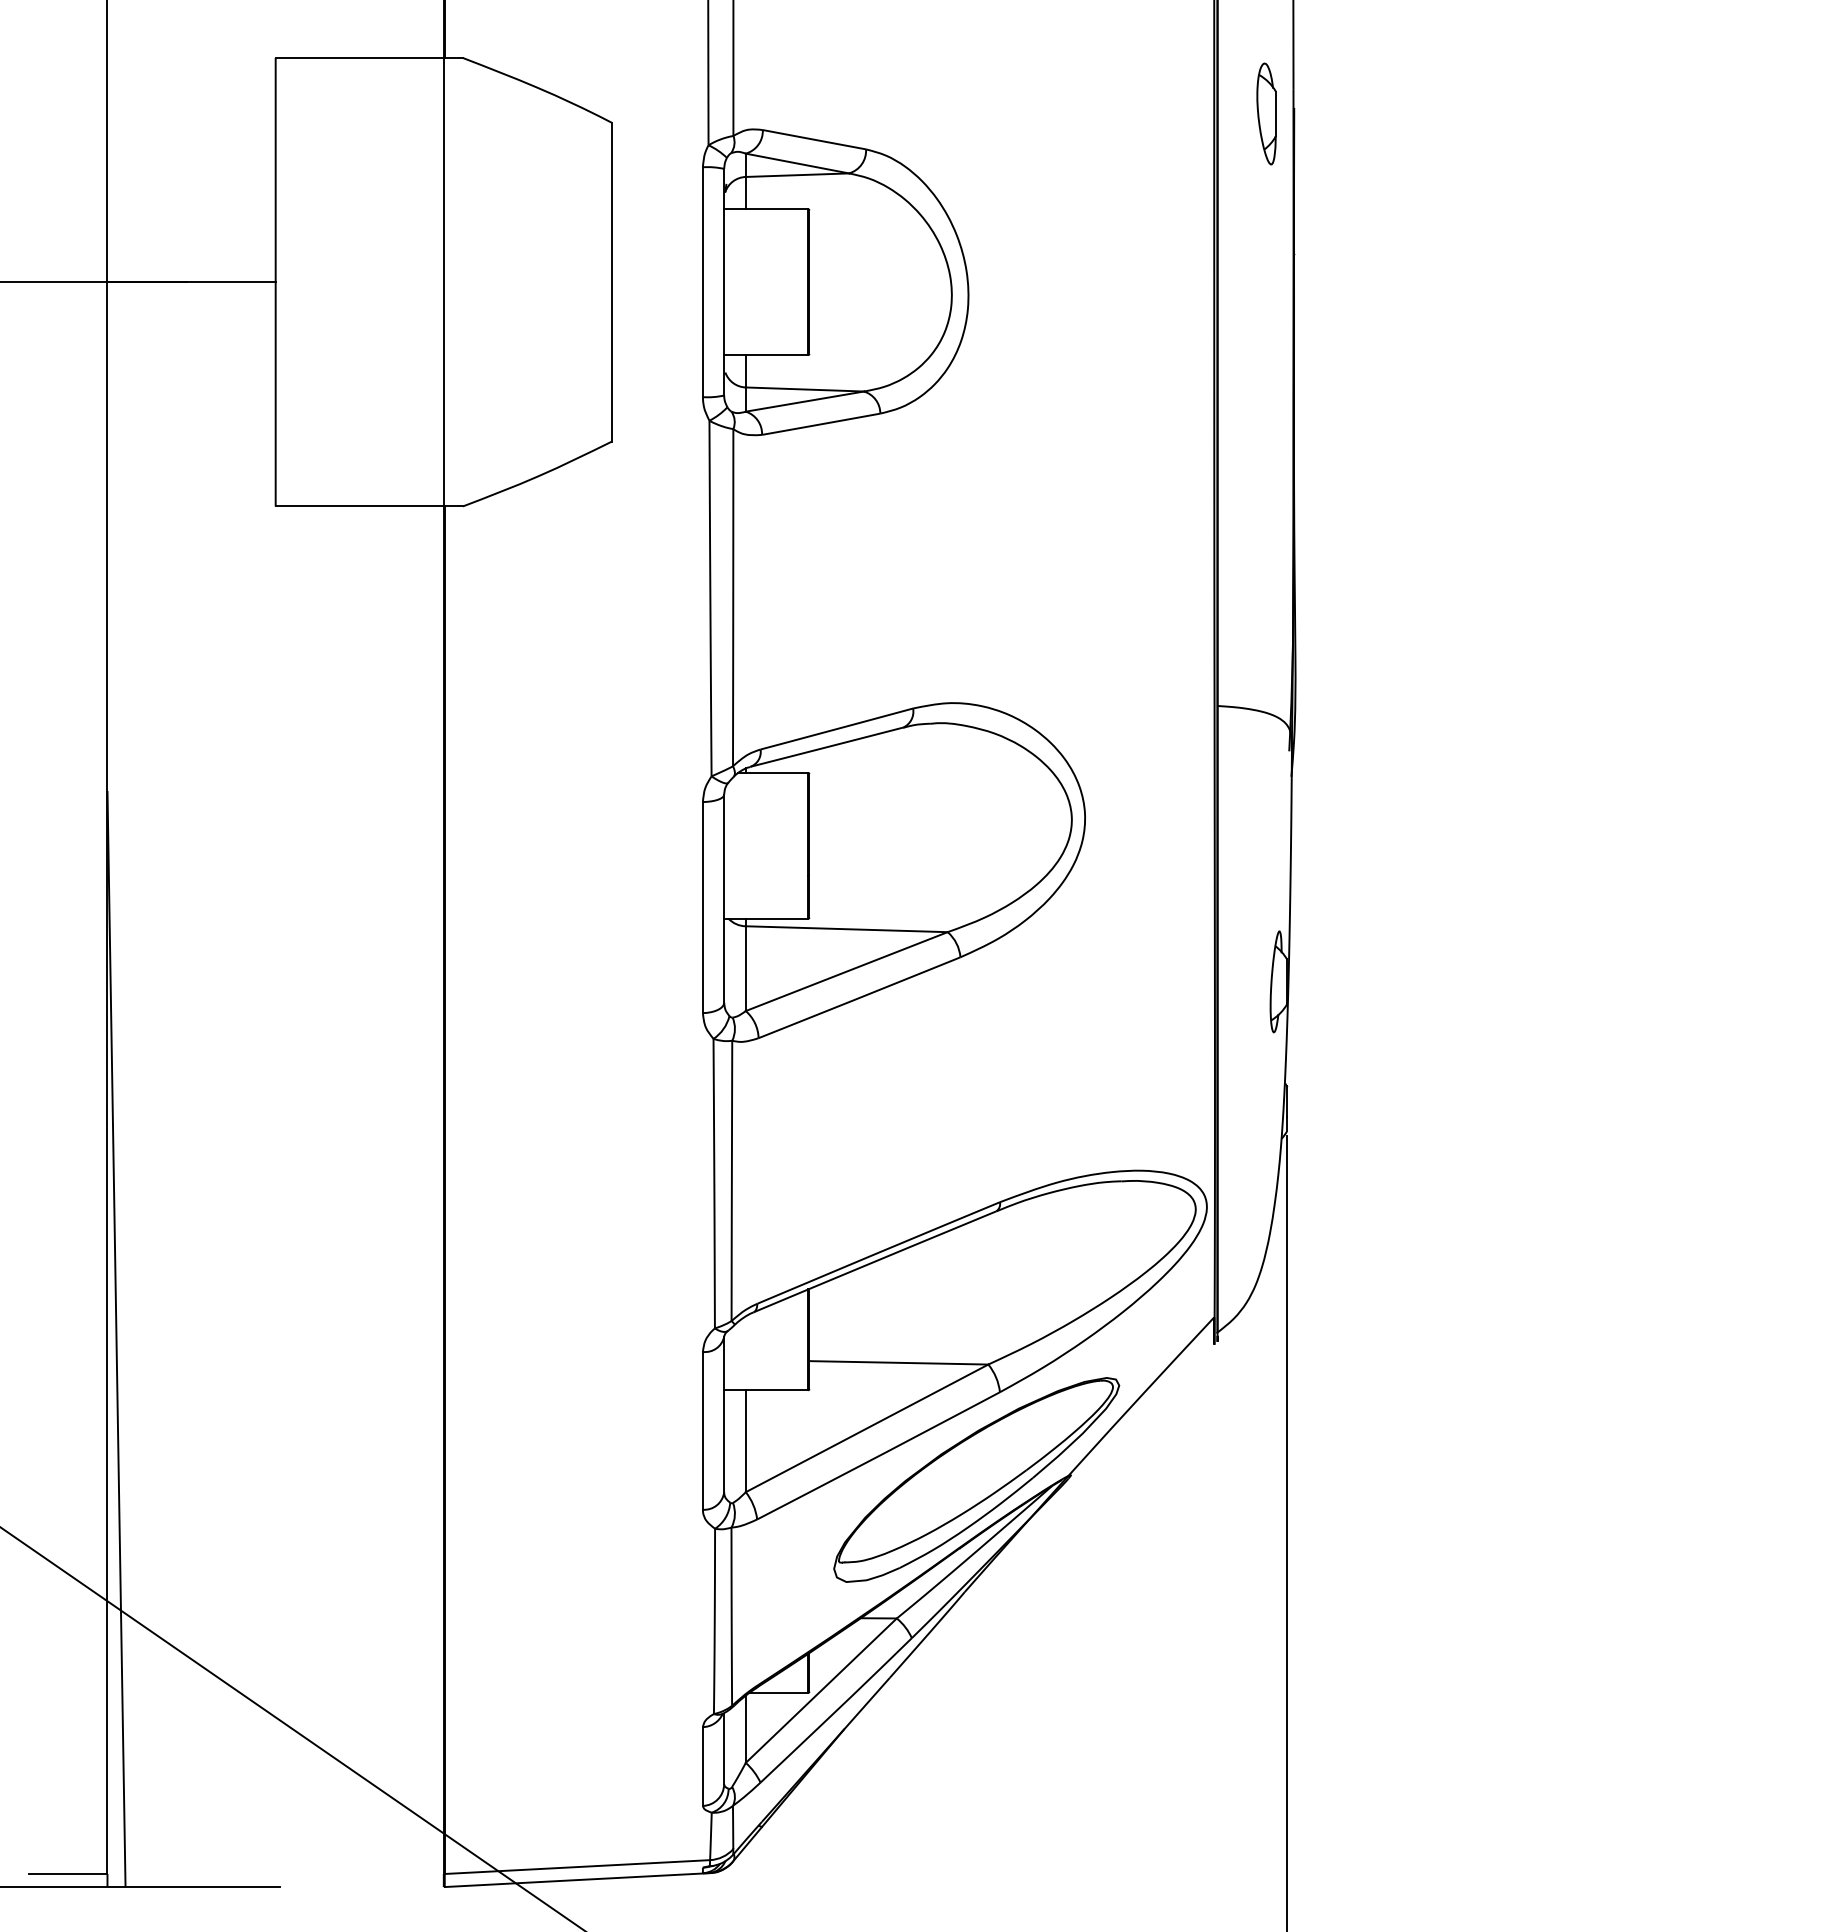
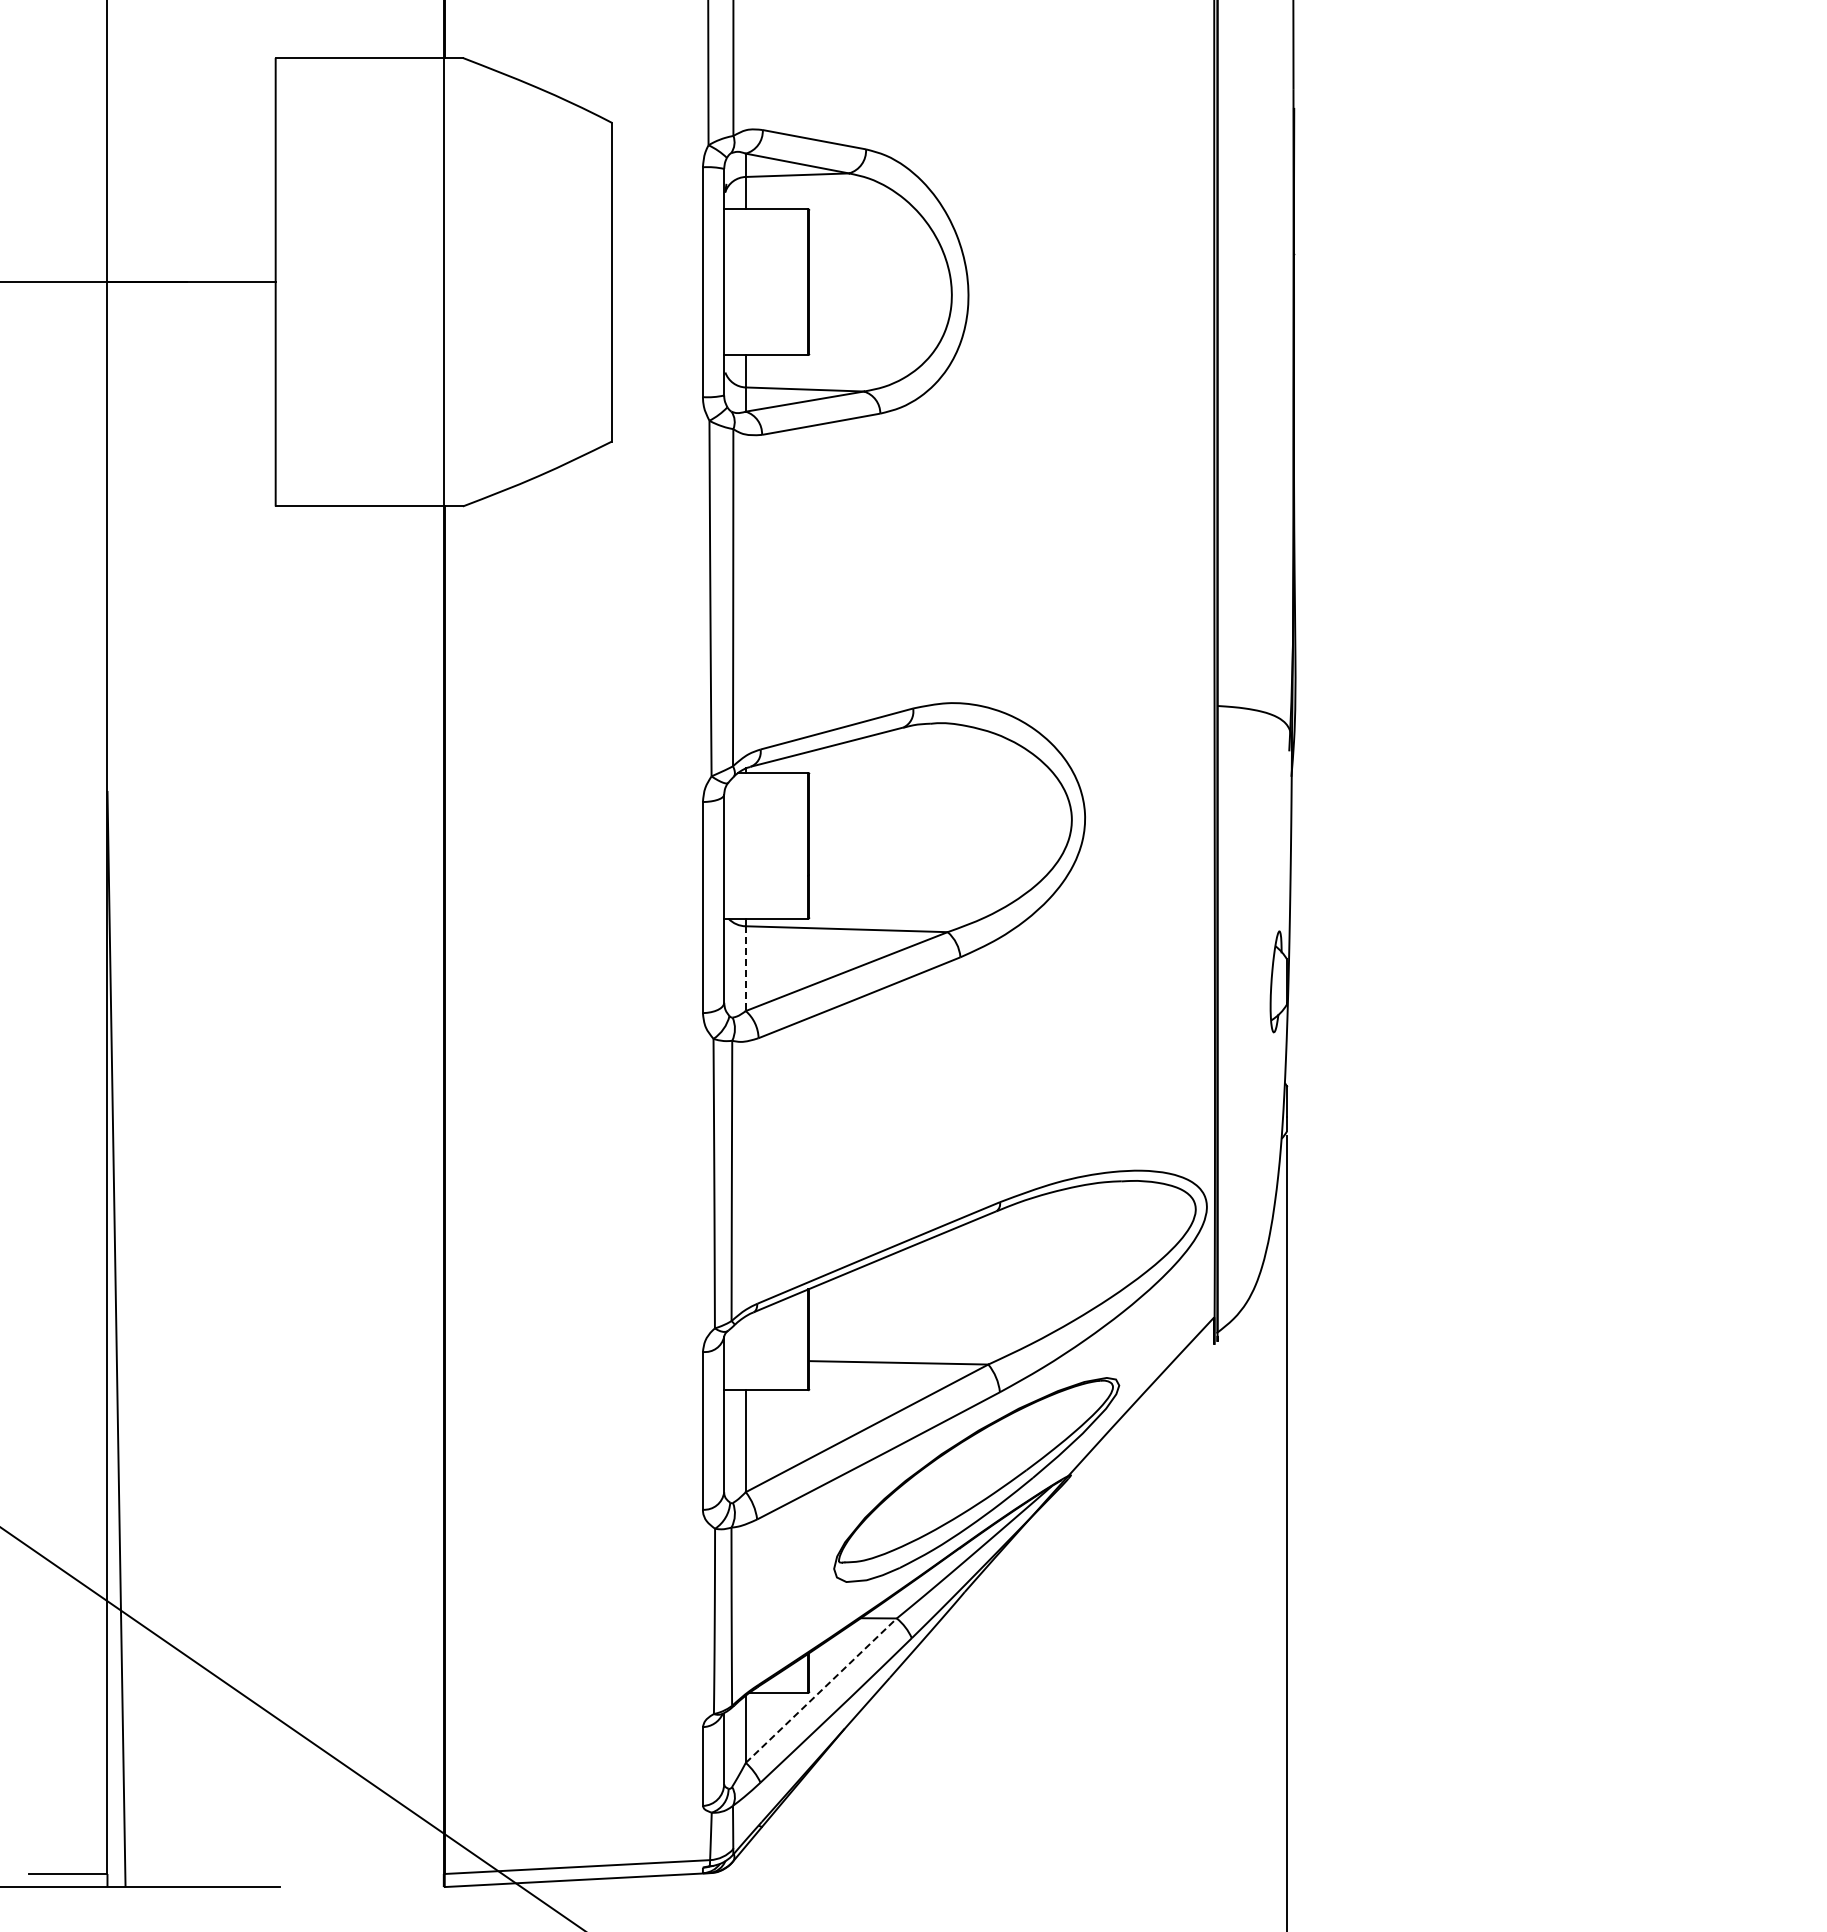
part: present -> none (1266, 113)
line: solid -> dashed (745, 969)
line: solid -> dashed (821, 1690)
